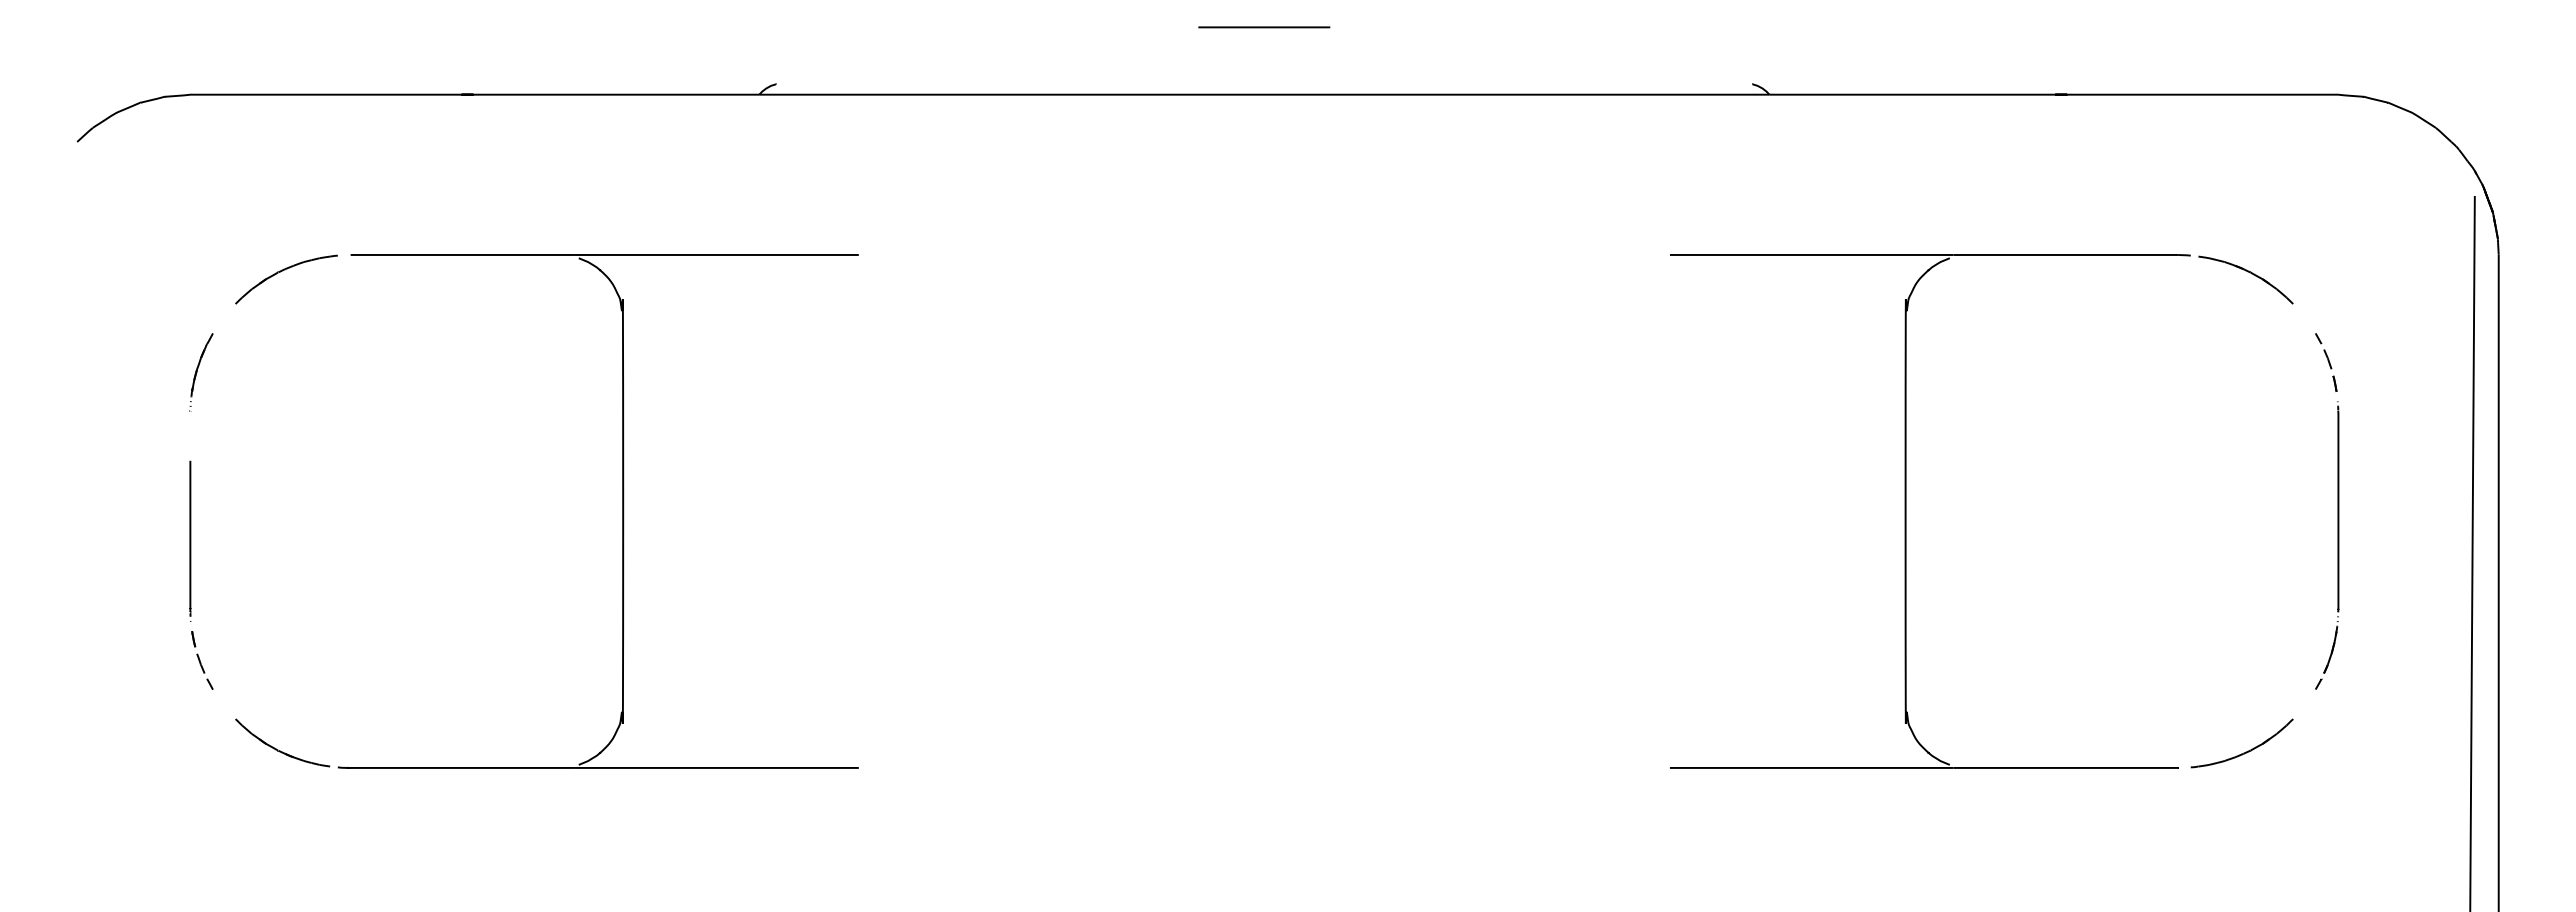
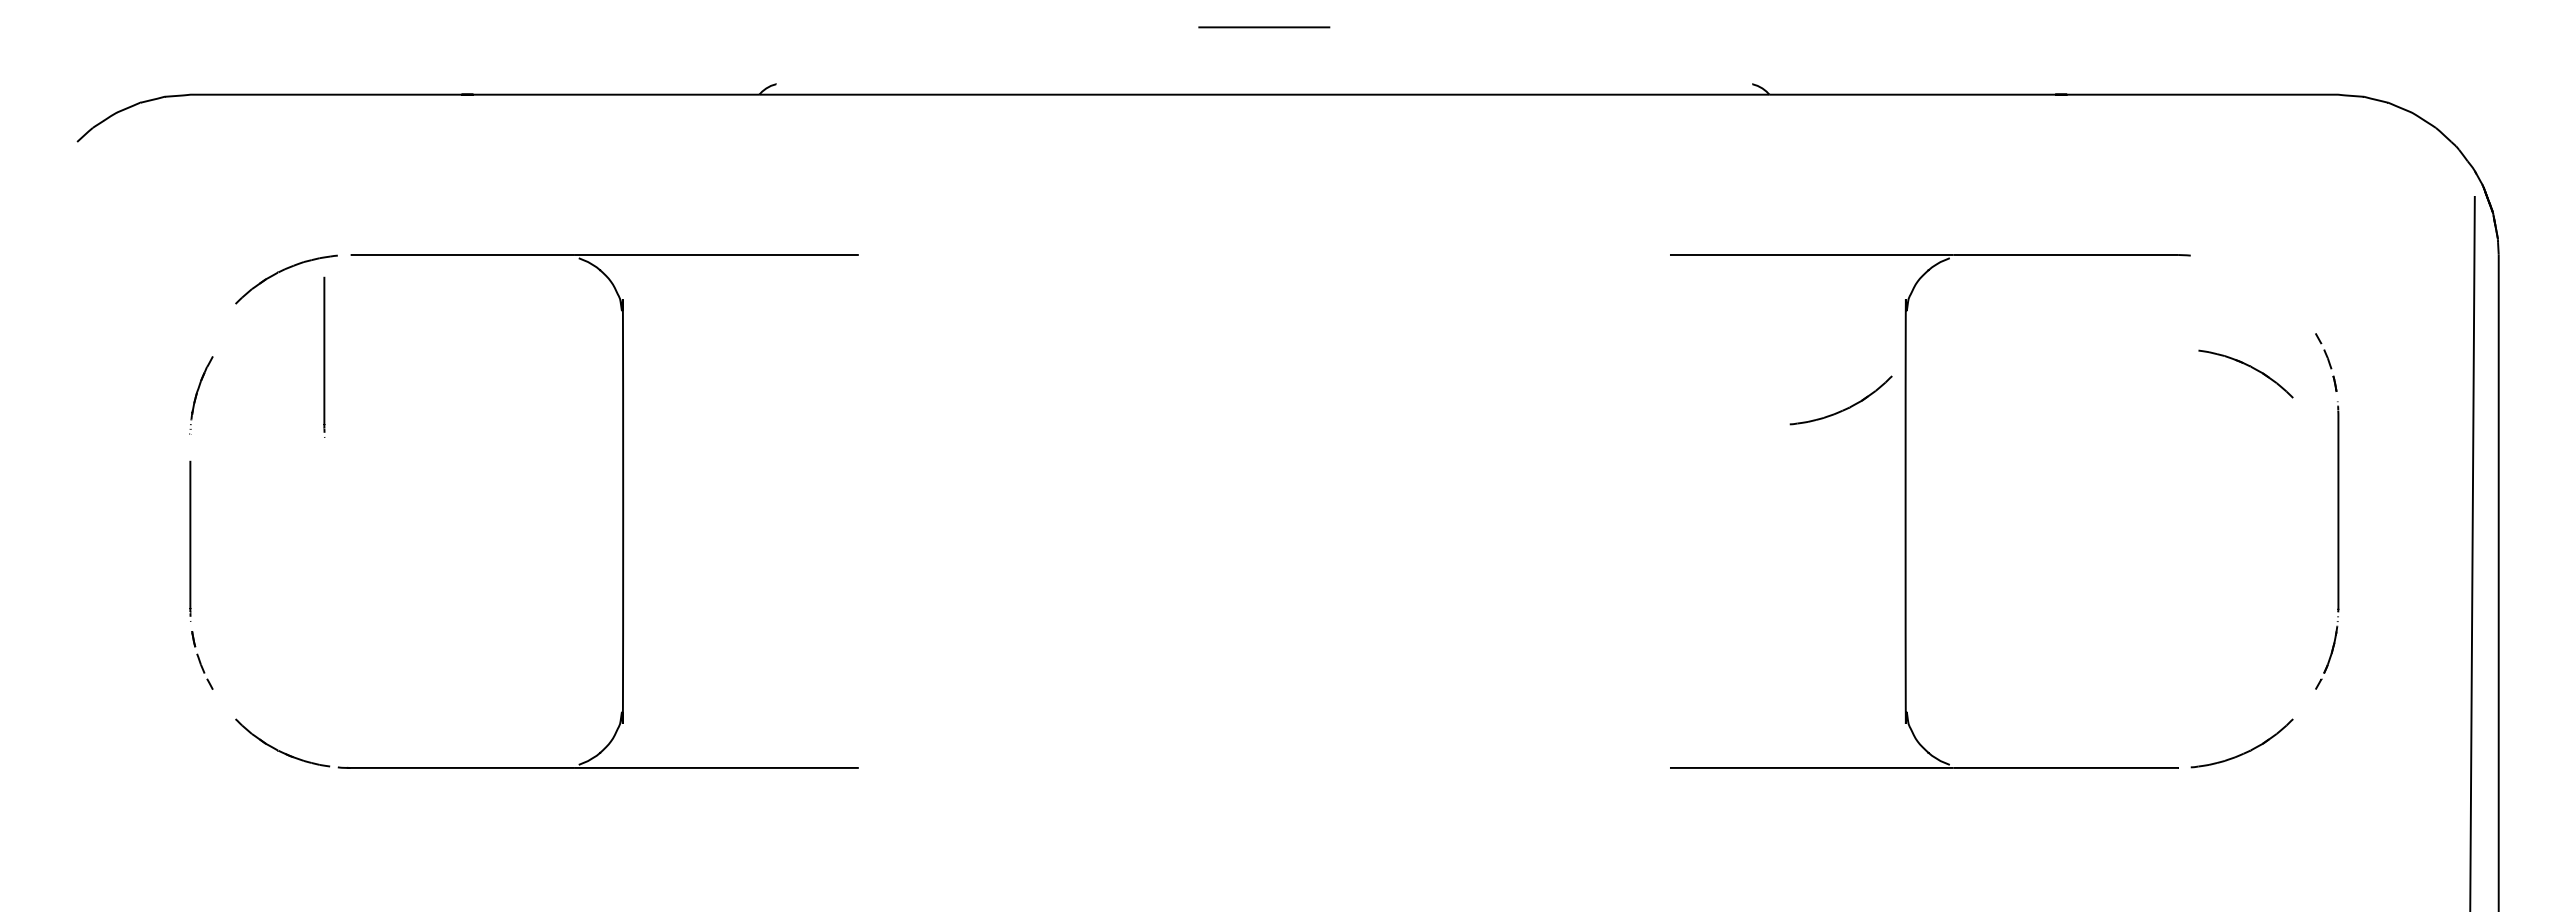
part position: (2247, 272) -> (2247, 366) (2247, 366)
line: none -> present (324, 356)
part position: (201, 372) -> (201, 395) (201, 395)
part: none -> present (1844, 408)
